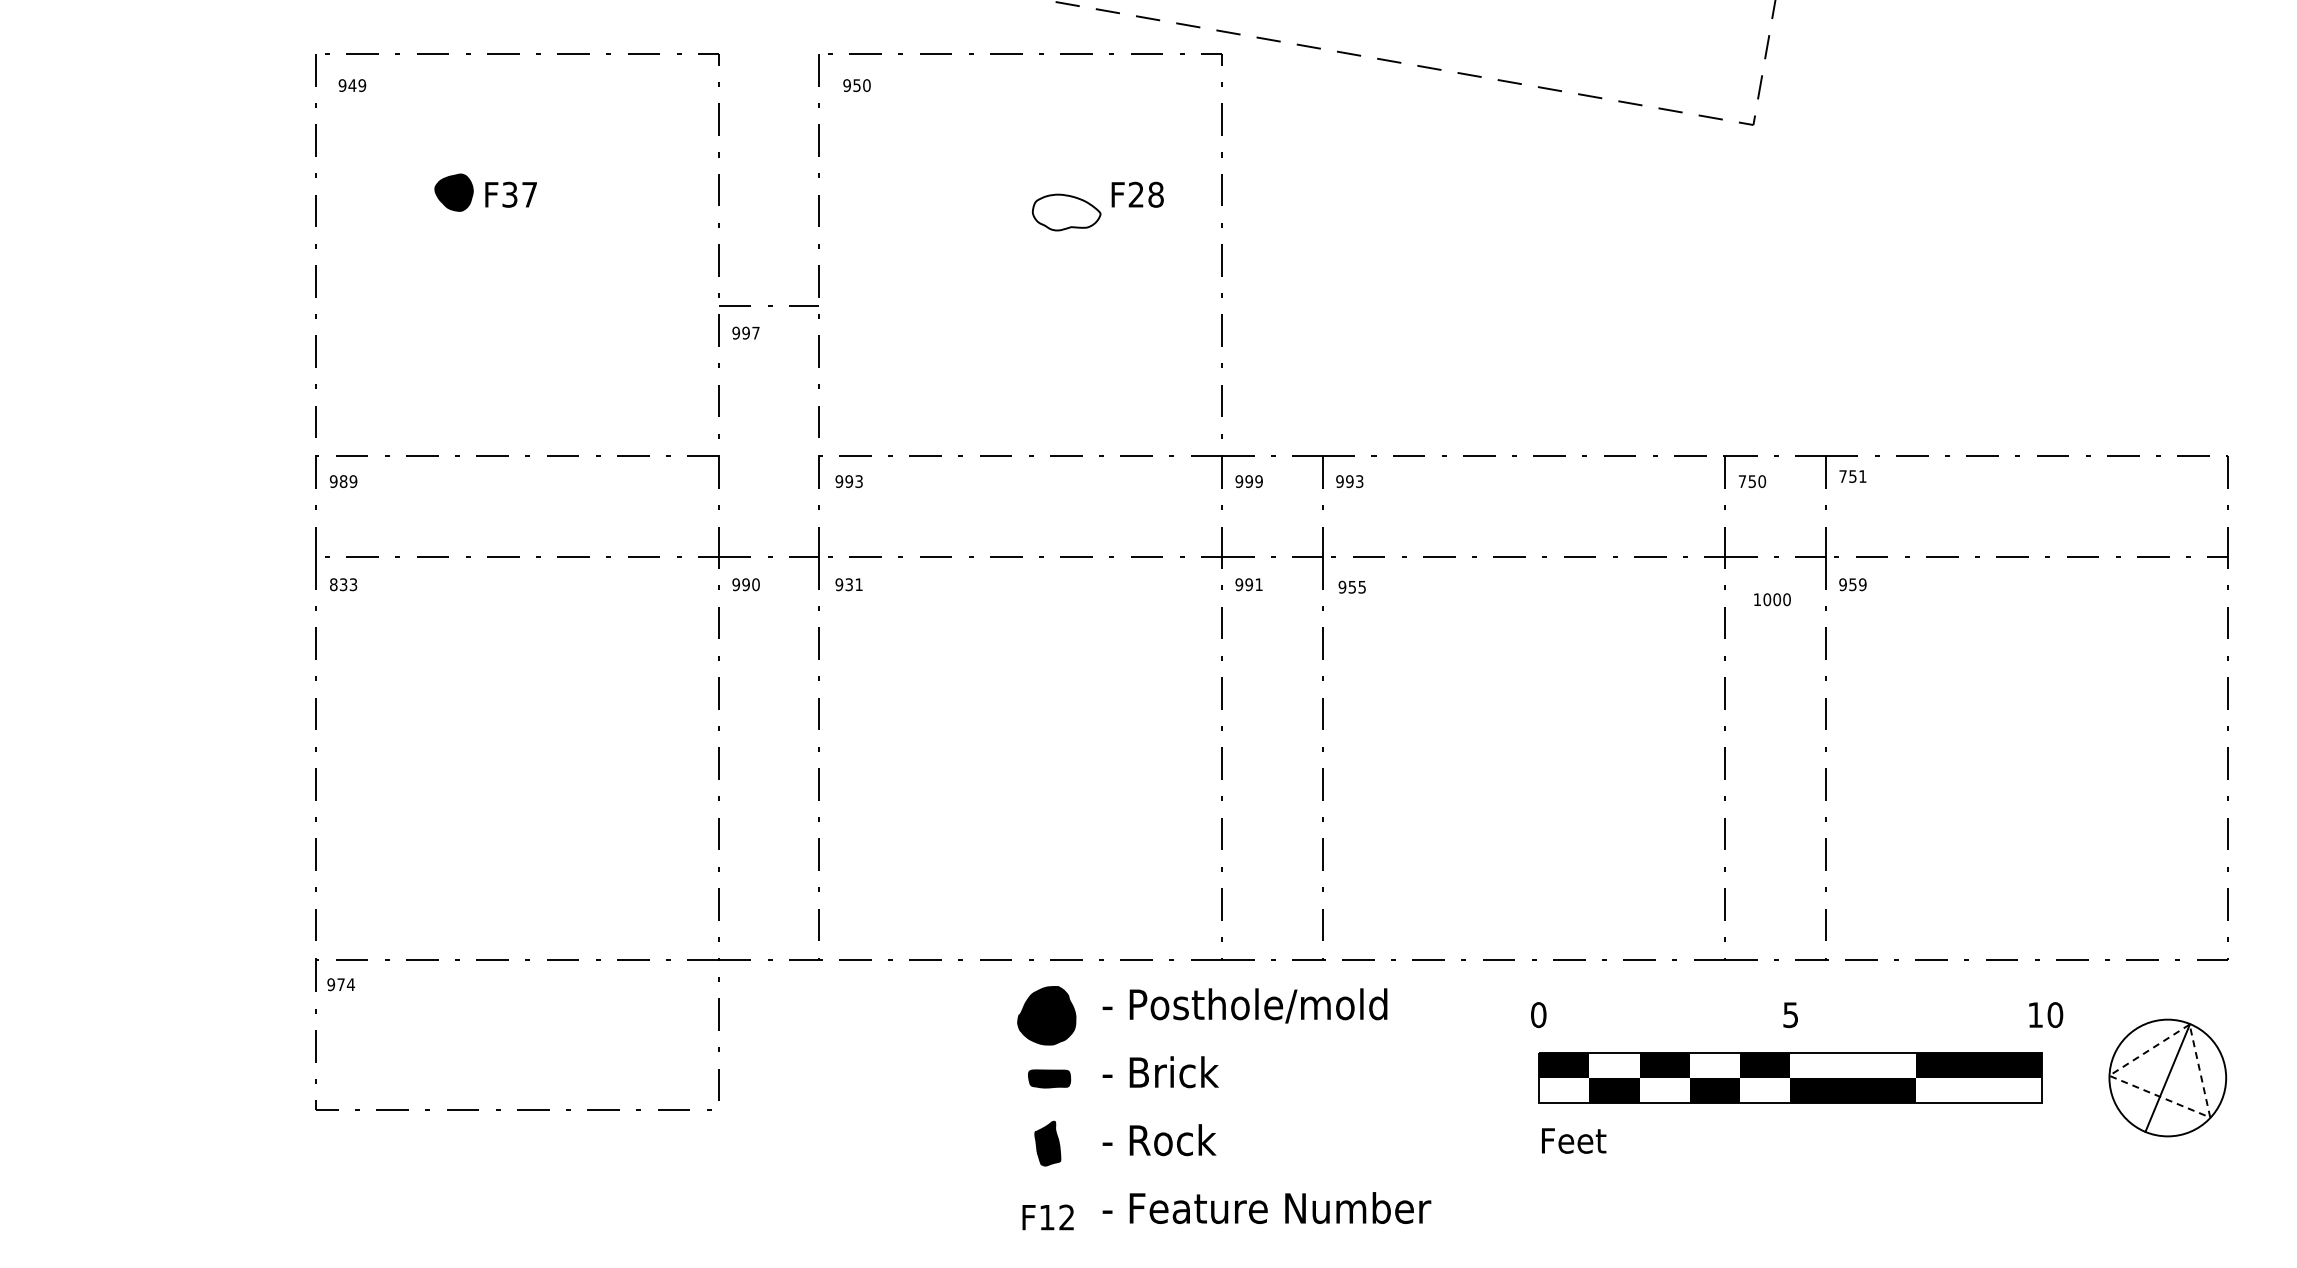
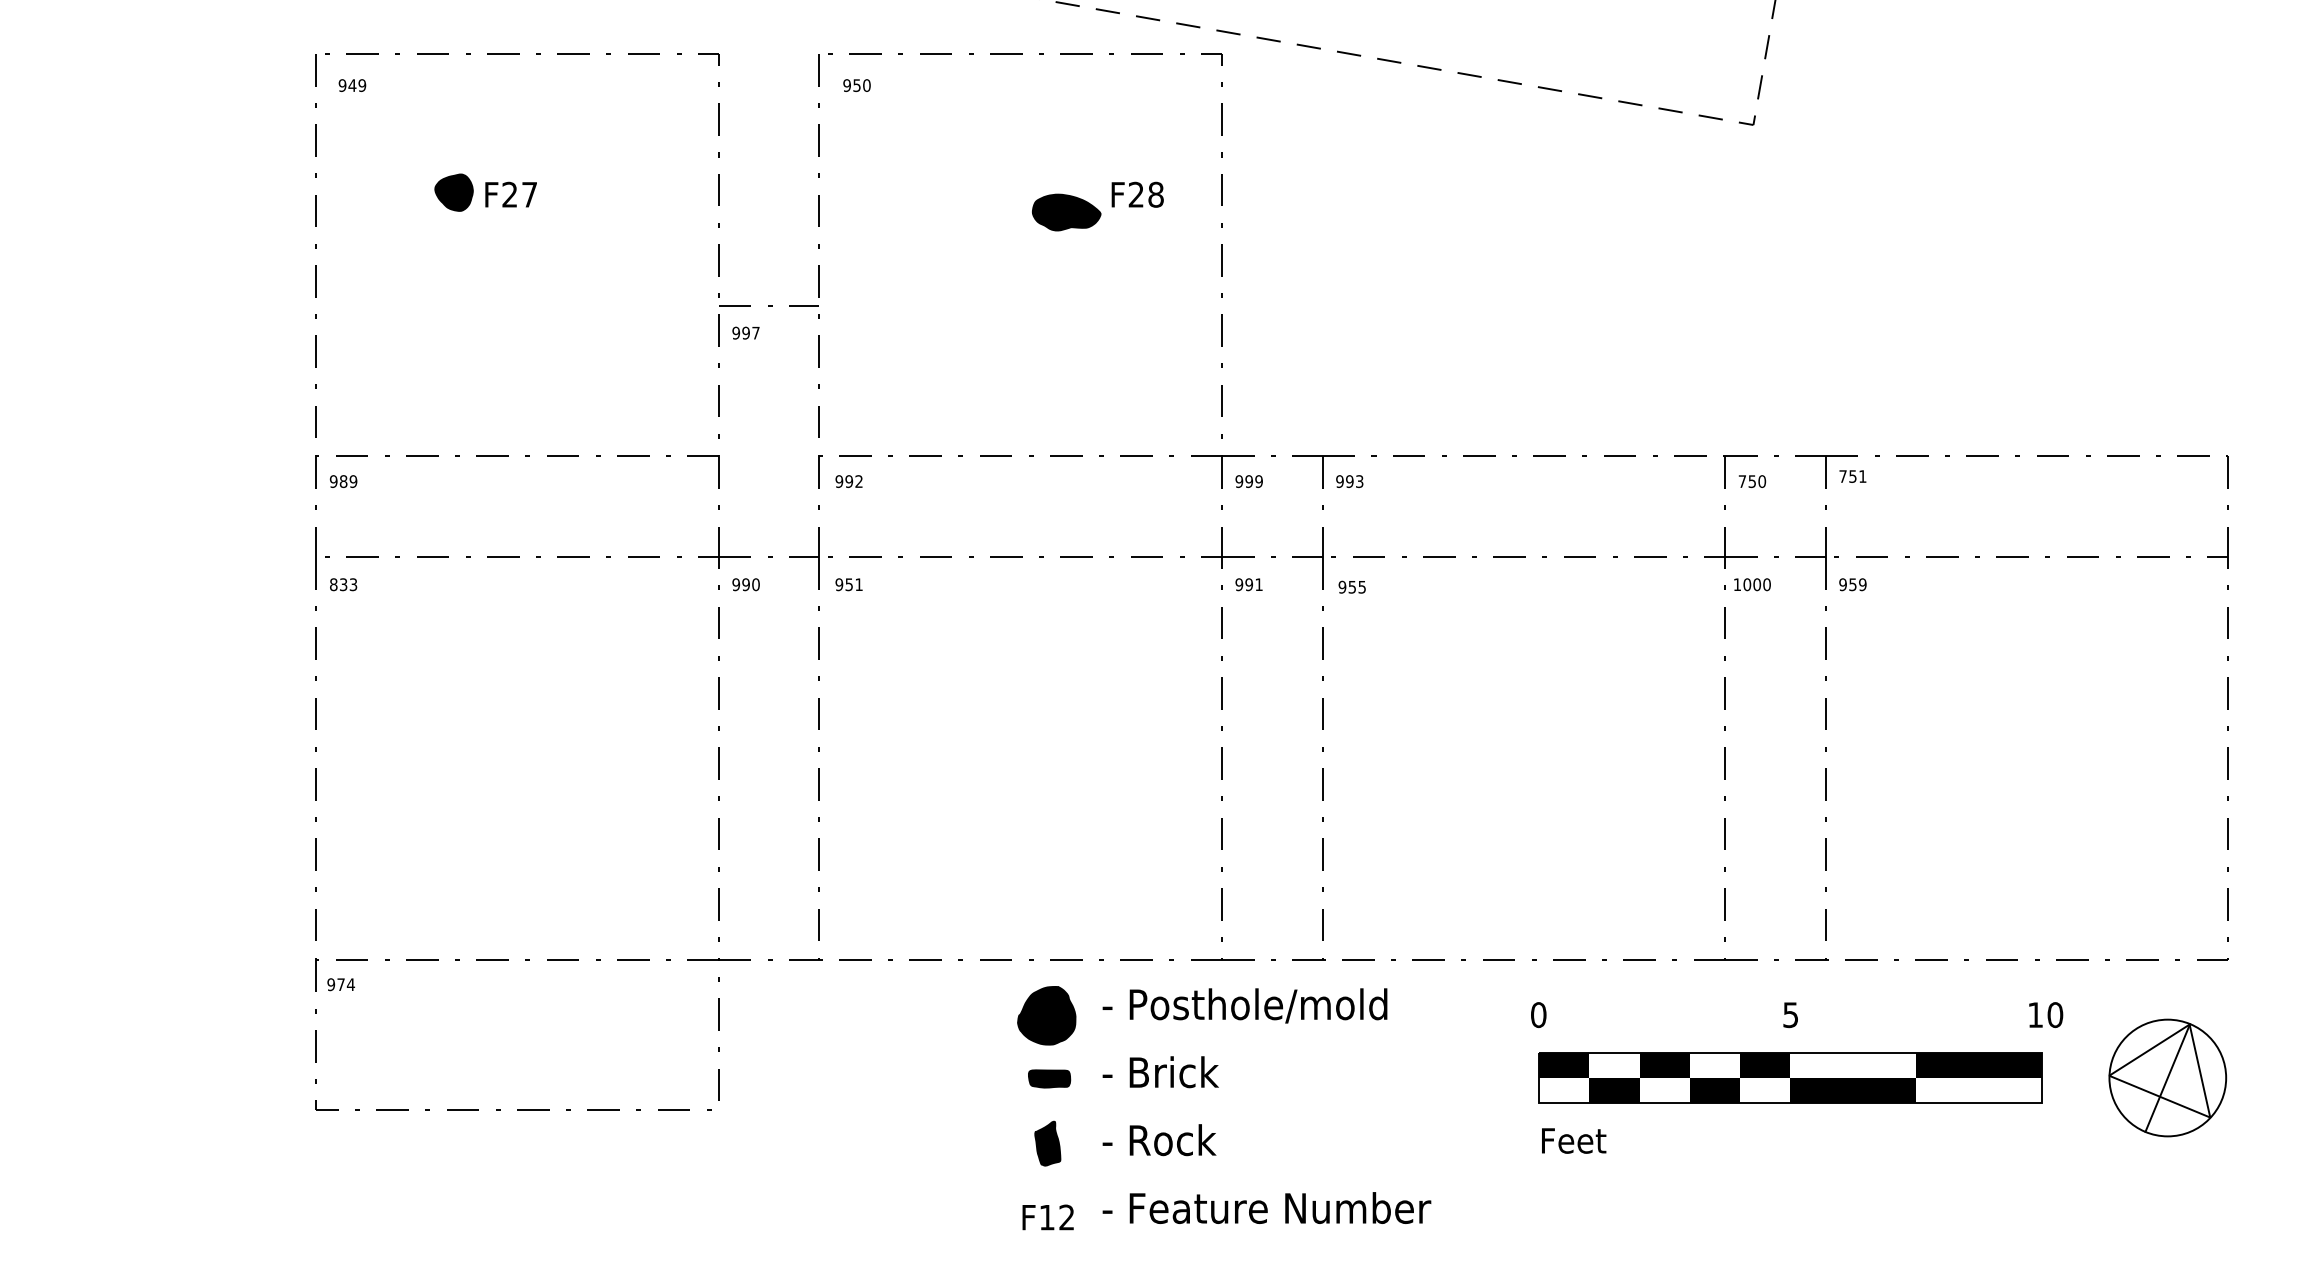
text: F37 -> F27 (509, 194)
fill: none -> present (1066, 212)
text: 993 -> 992 (858, 482)
text: 931 -> 951 (848, 584)
text position: (1772, 599) -> (1752, 584) (1752, 584)
line: dashed -> solid (2159, 1096)
